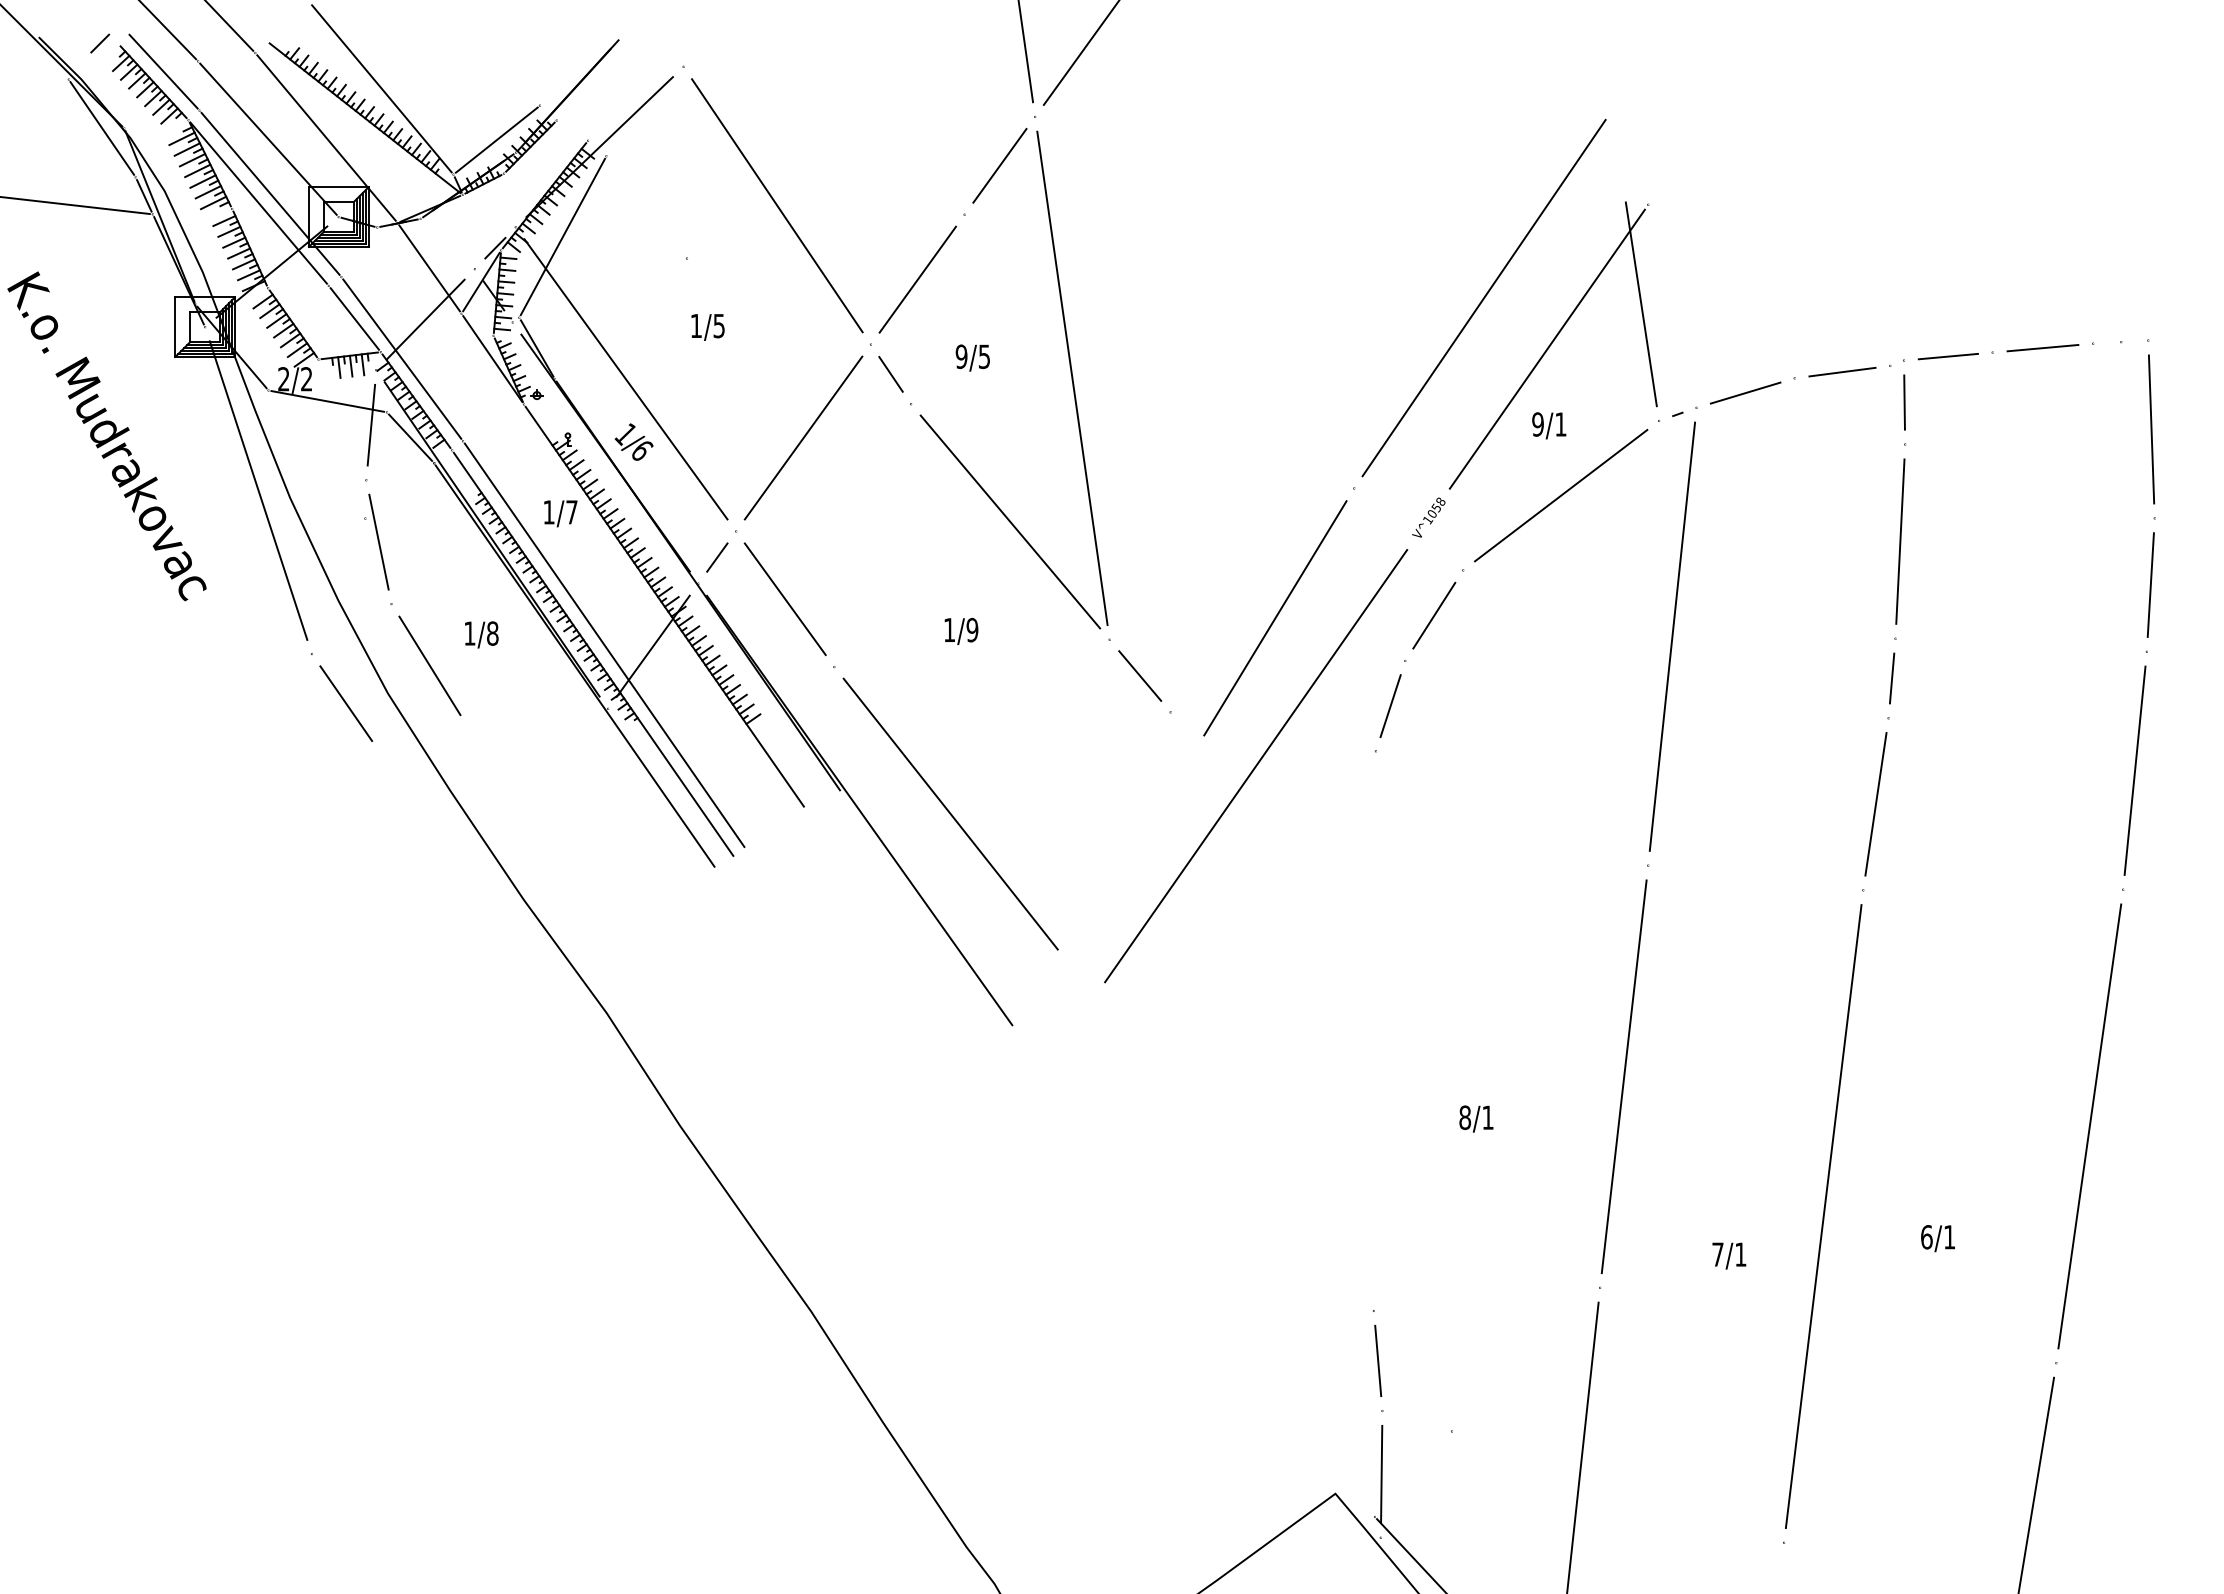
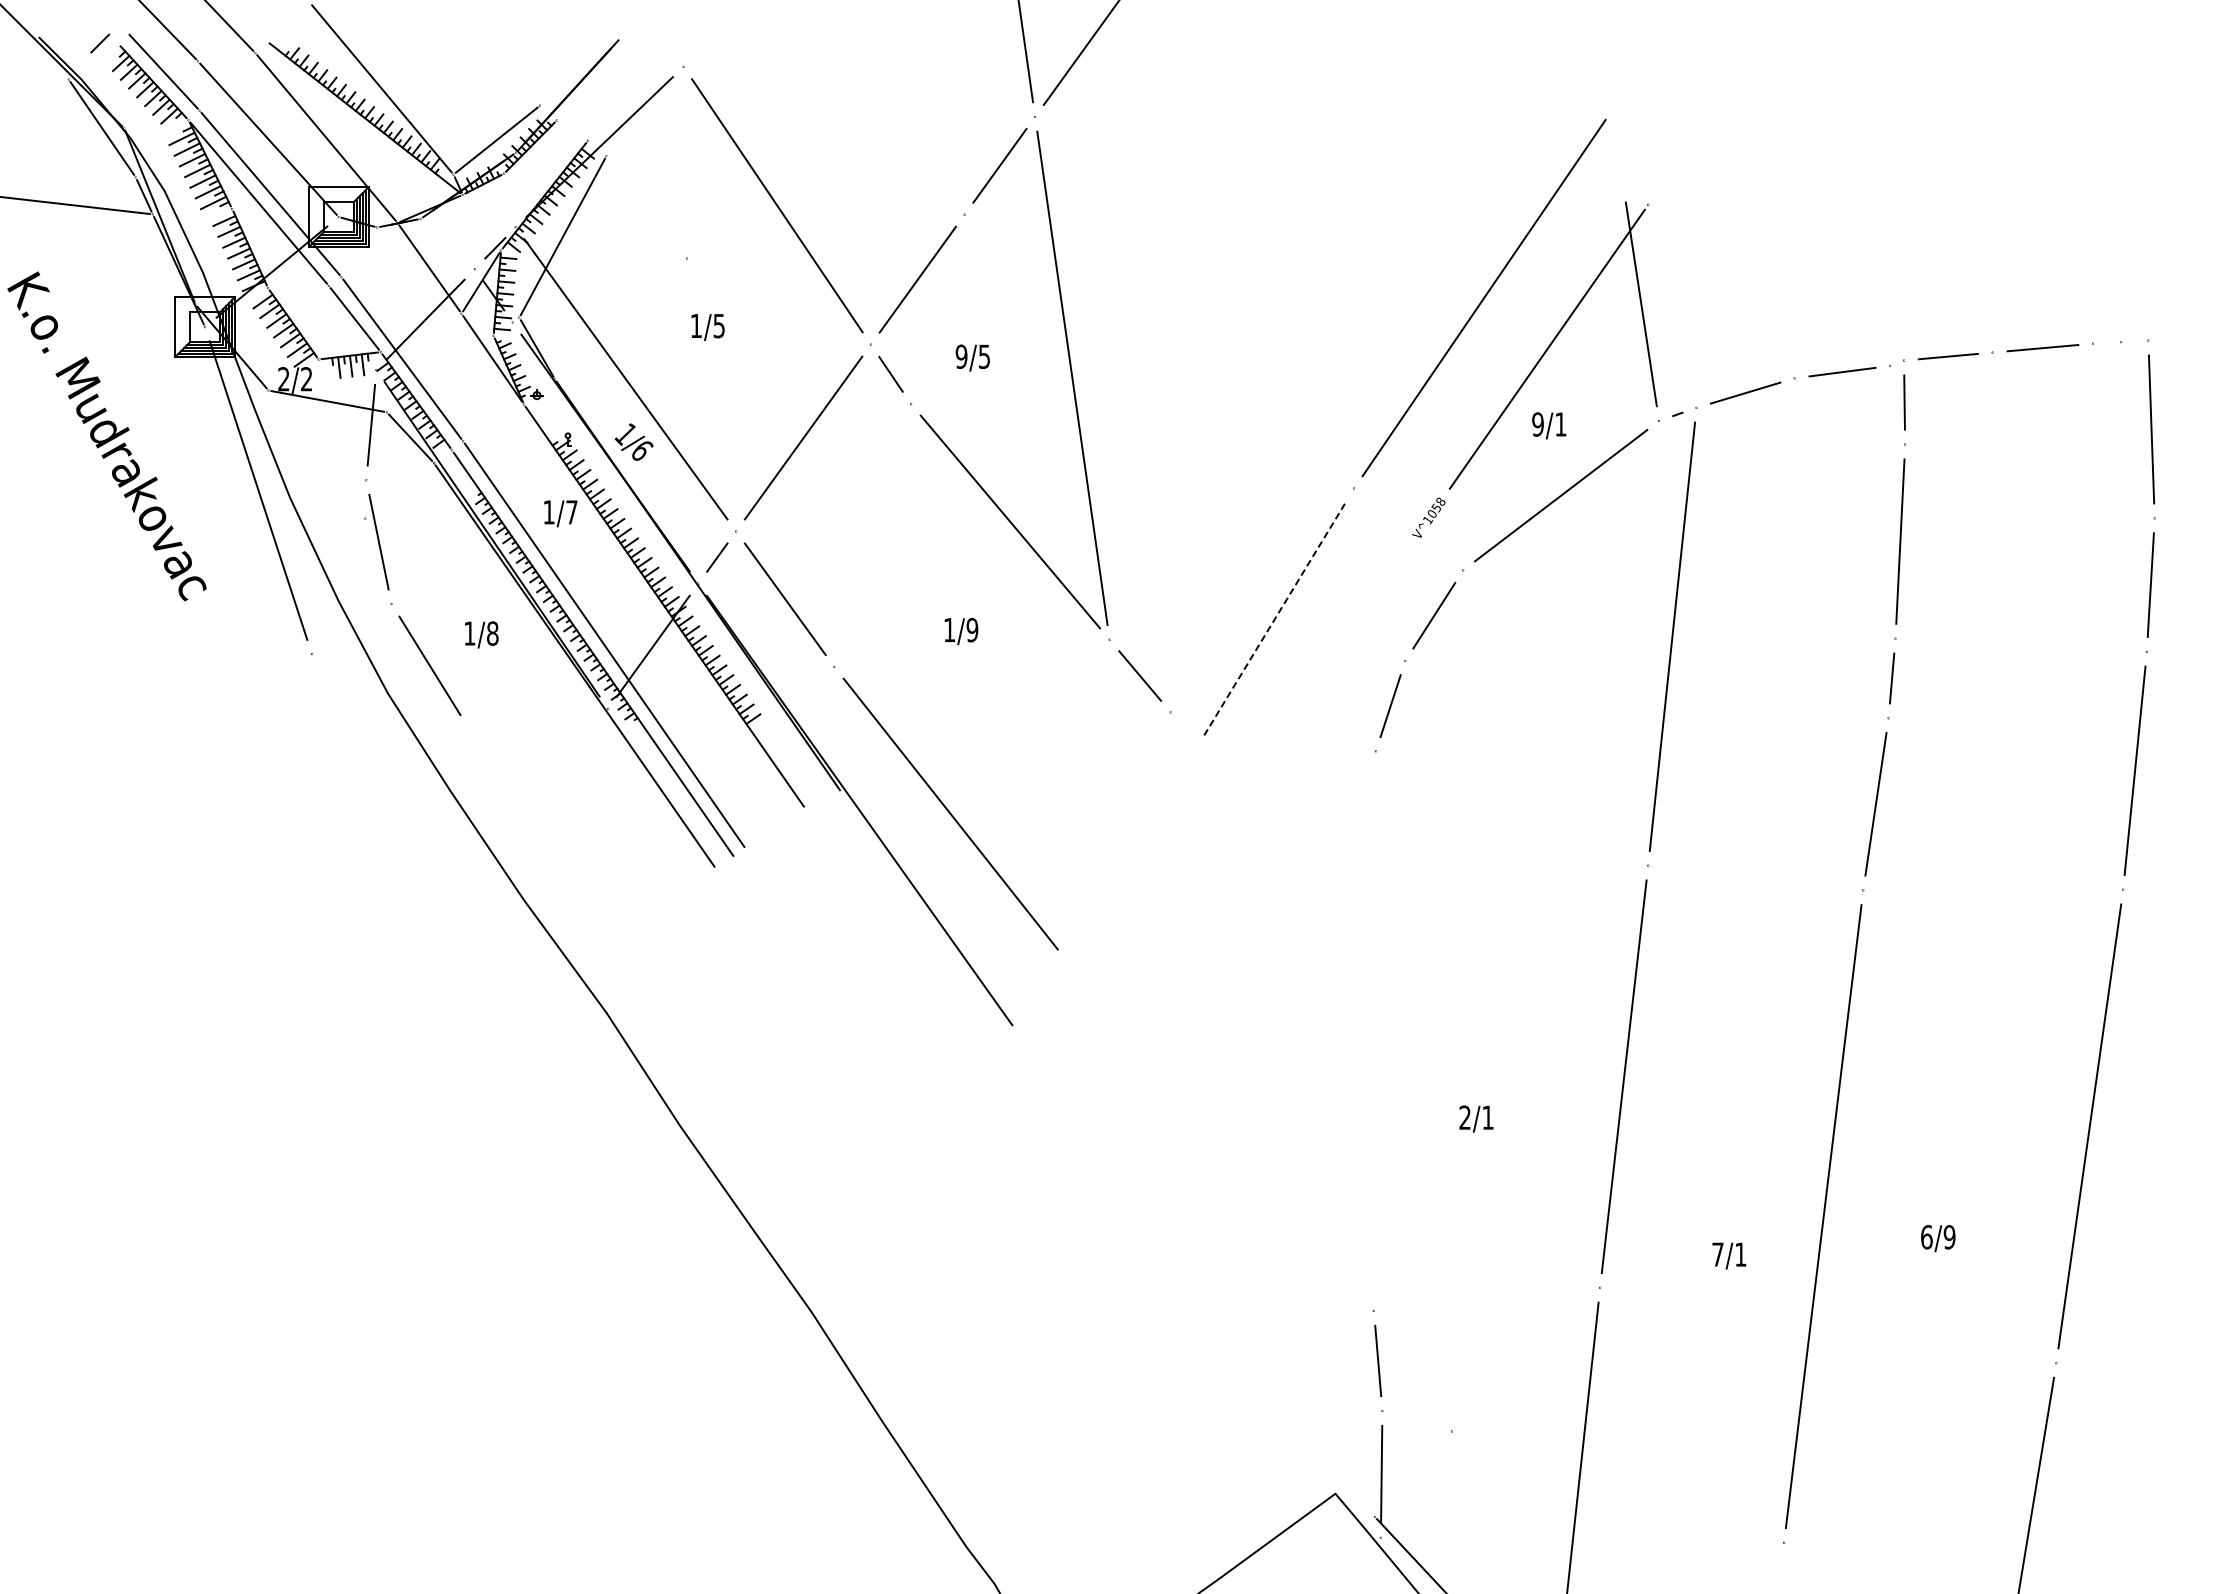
line: solid -> dashed (1275, 617)
line: present -> none (346, 703)
line: present -> none (1256, 766)
text: 8/1 -> 2/1 (1465, 1117)
text: 6/1 -> 6/9 (1949, 1237)
